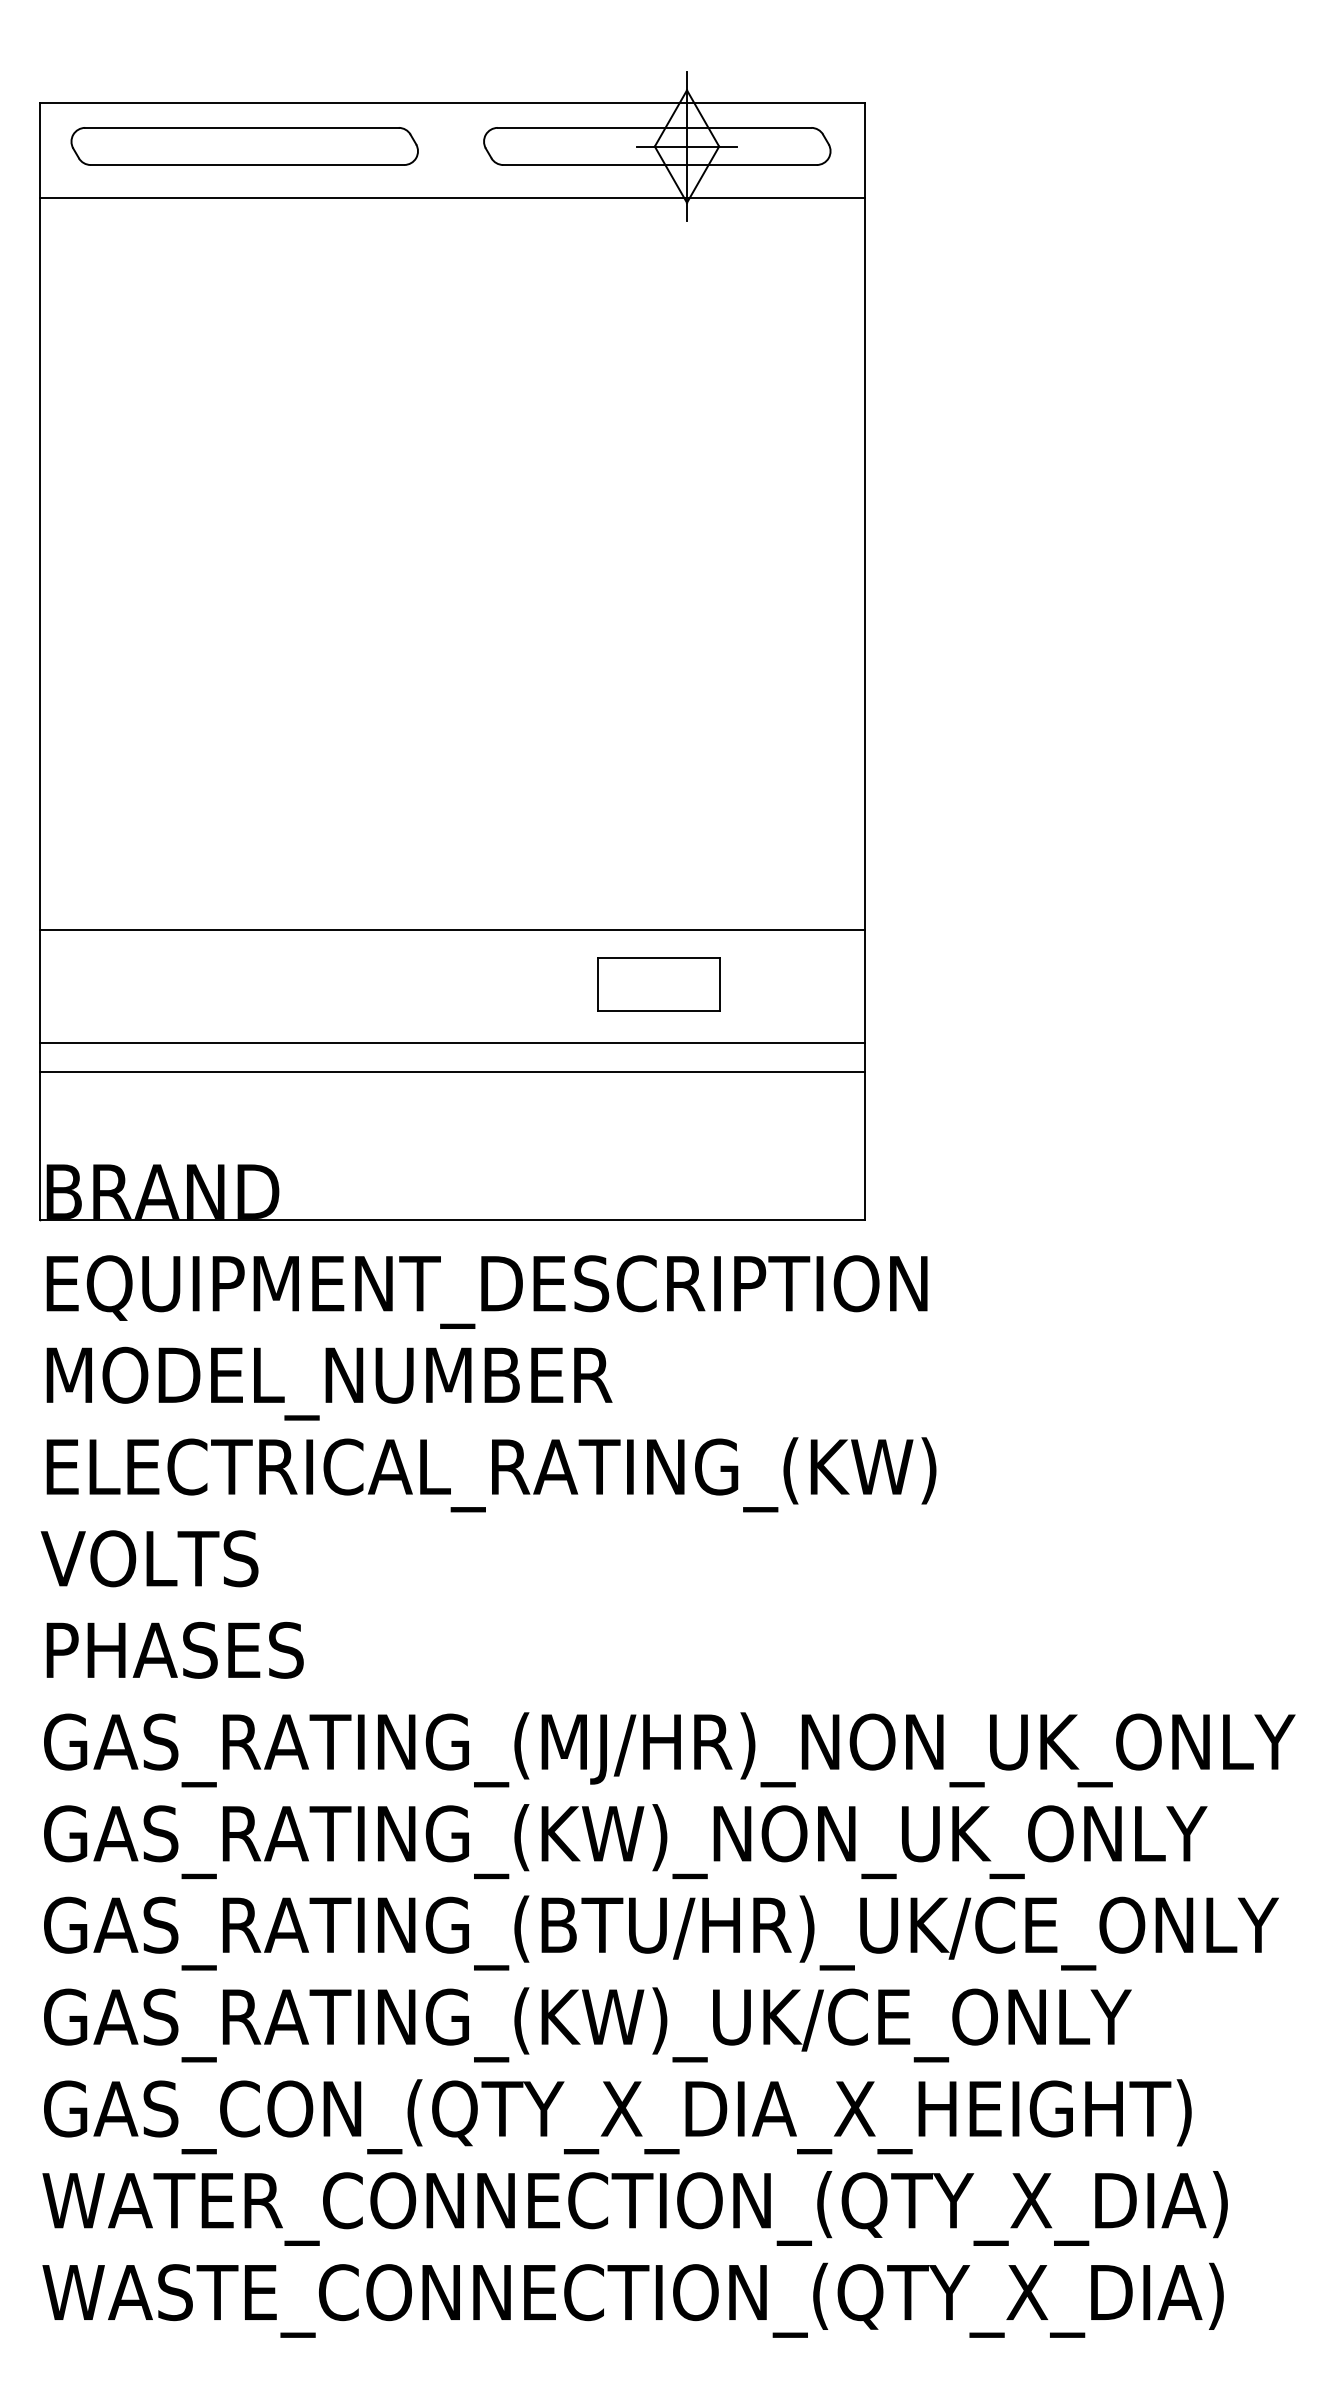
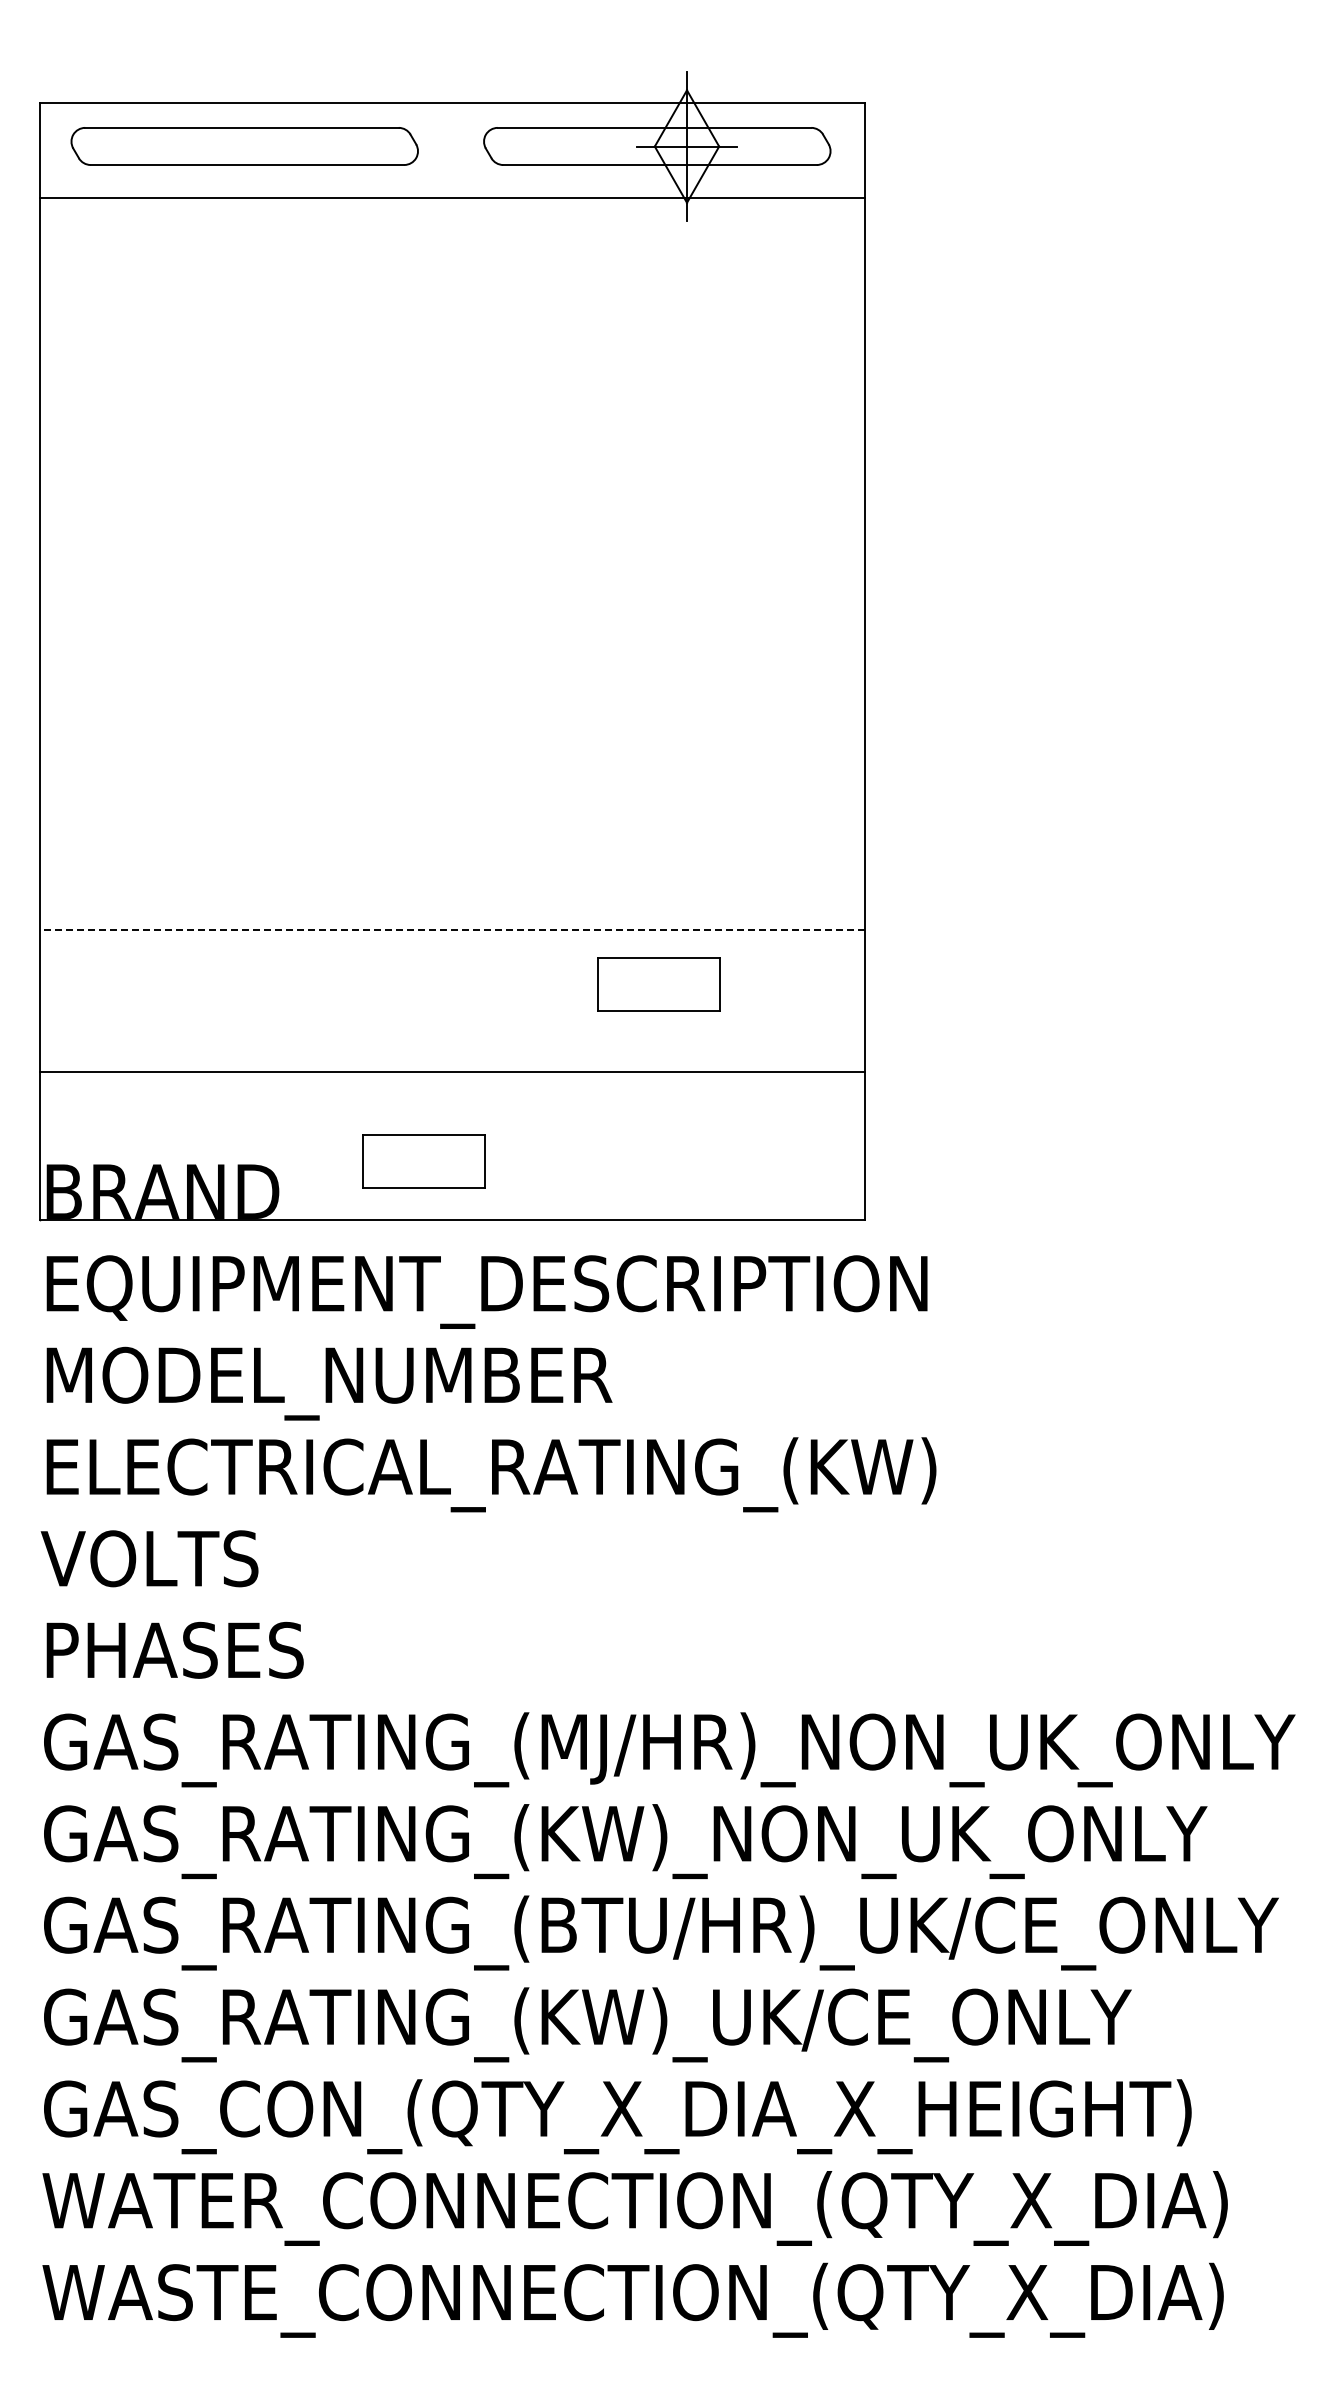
line: solid -> dashed (452, 930)
line: present -> none (452, 1042)
part: none -> present (423, 1161)
